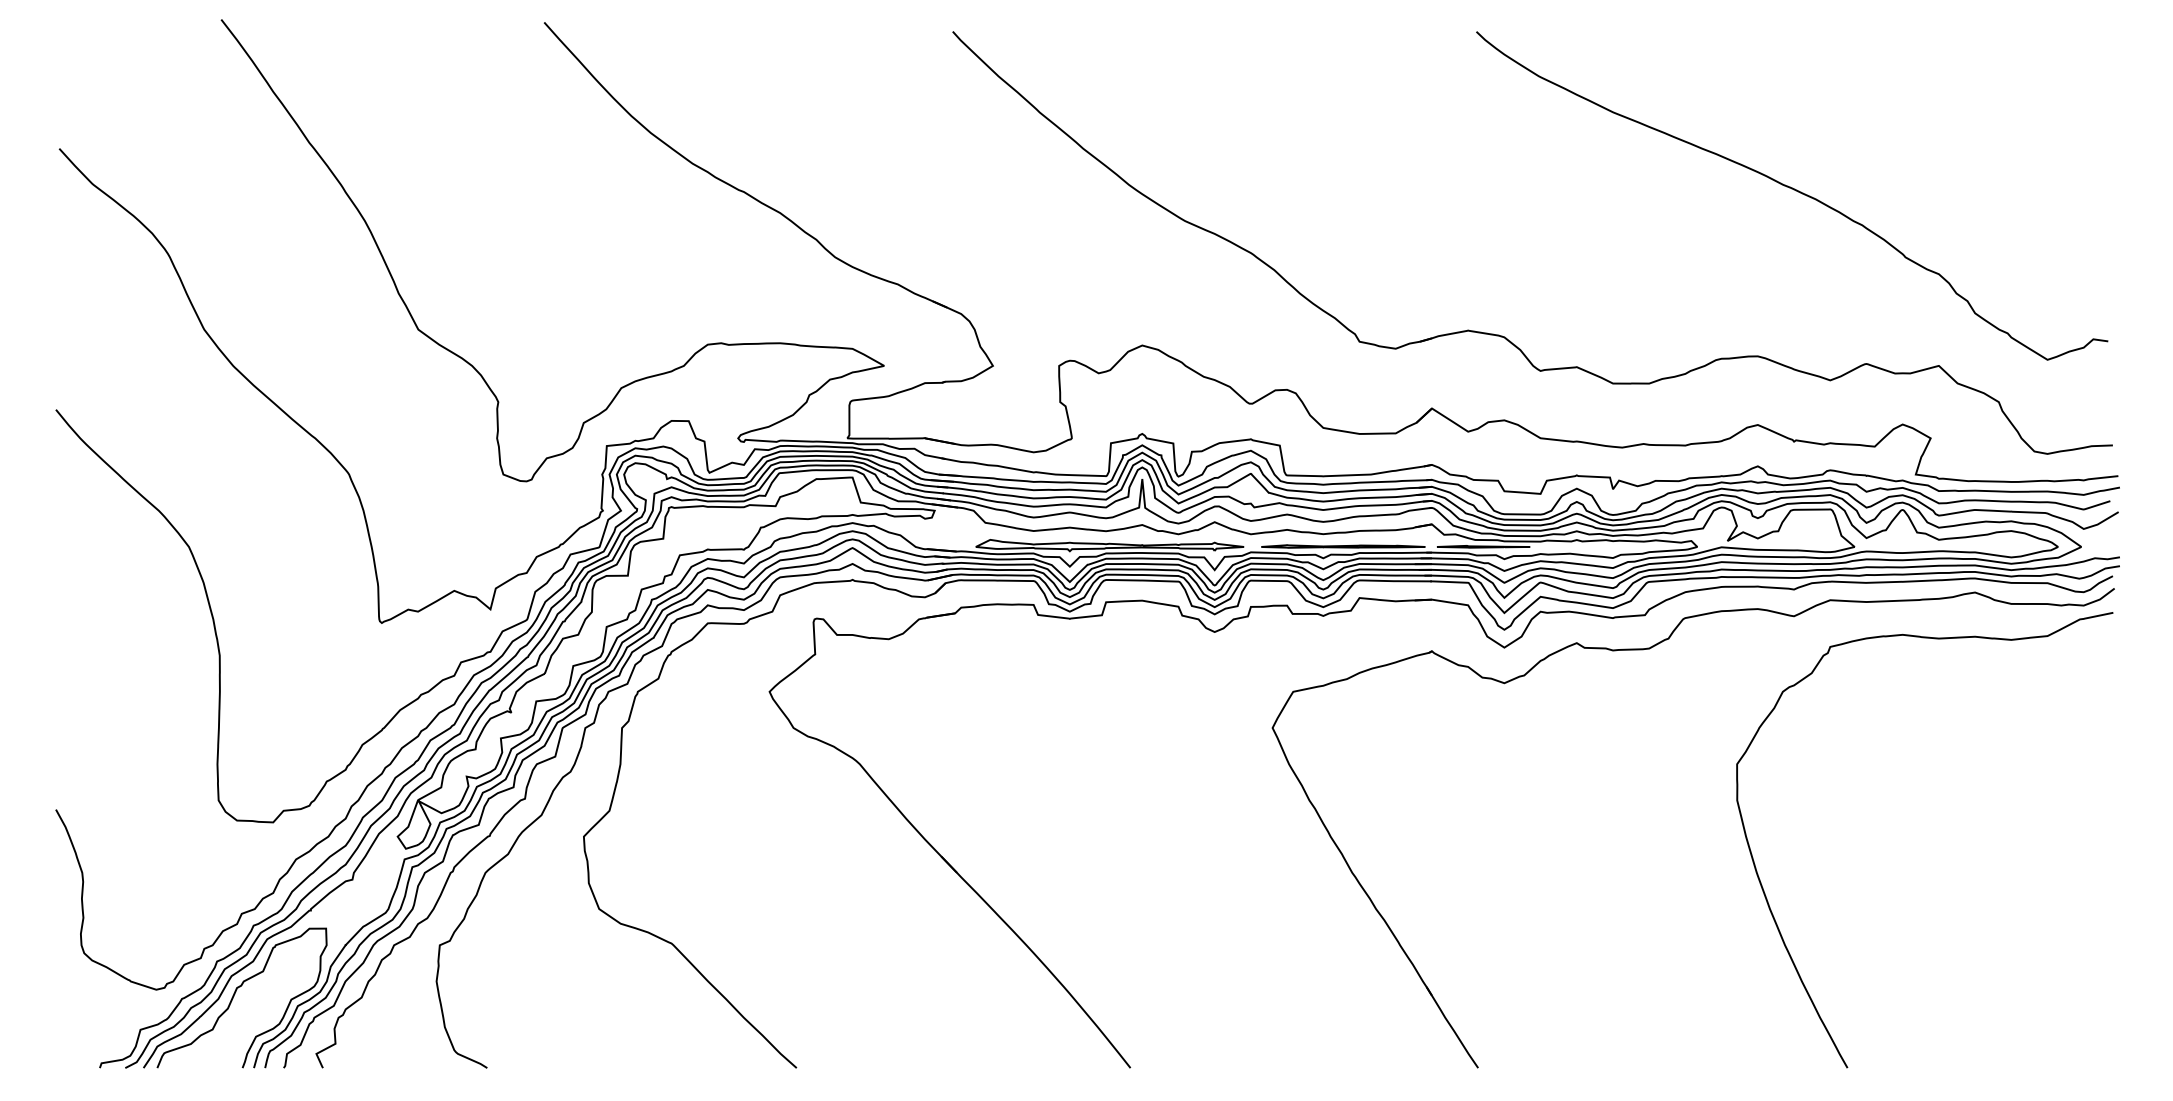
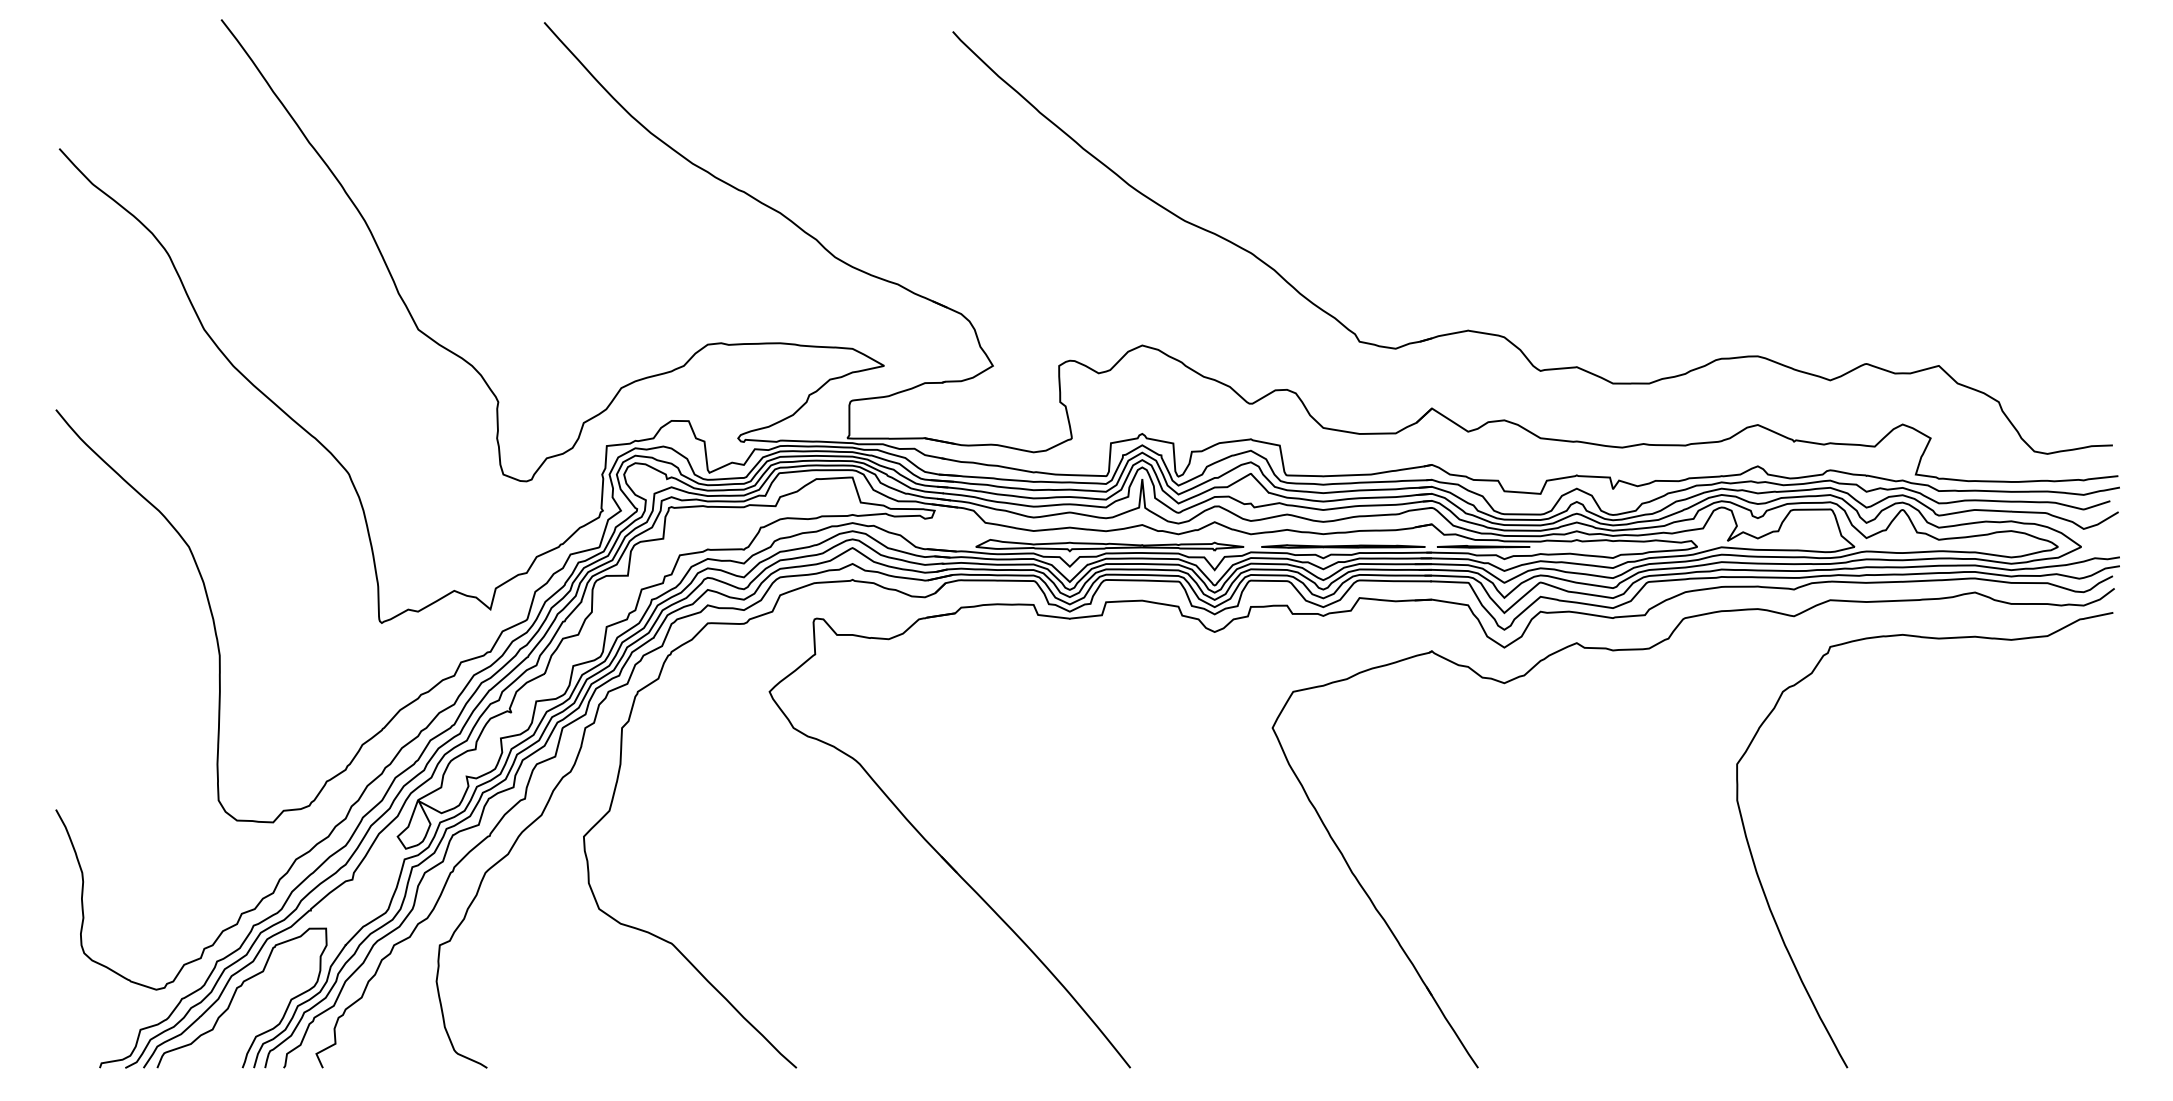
curve: present -> none (1793, 190)
